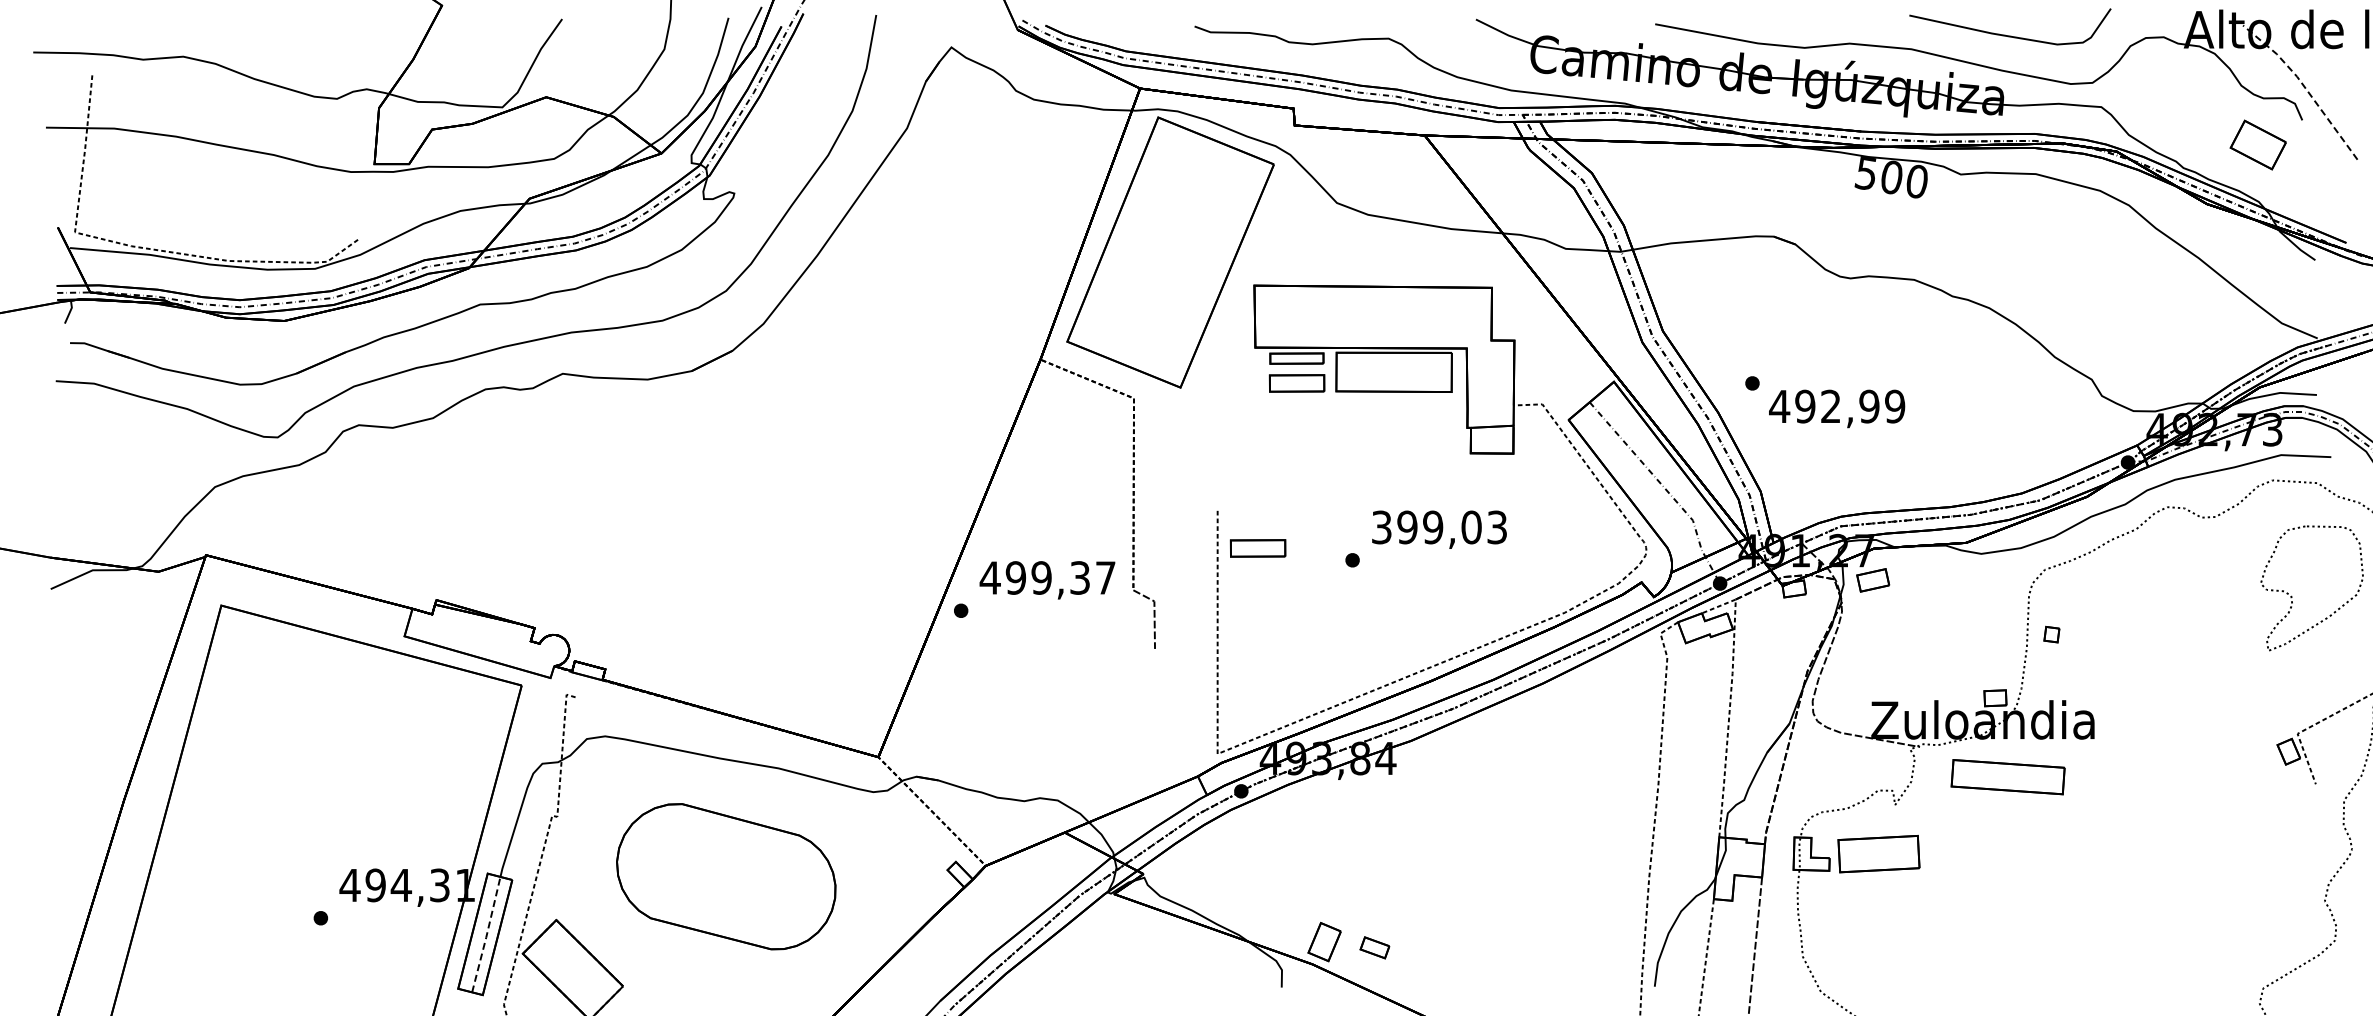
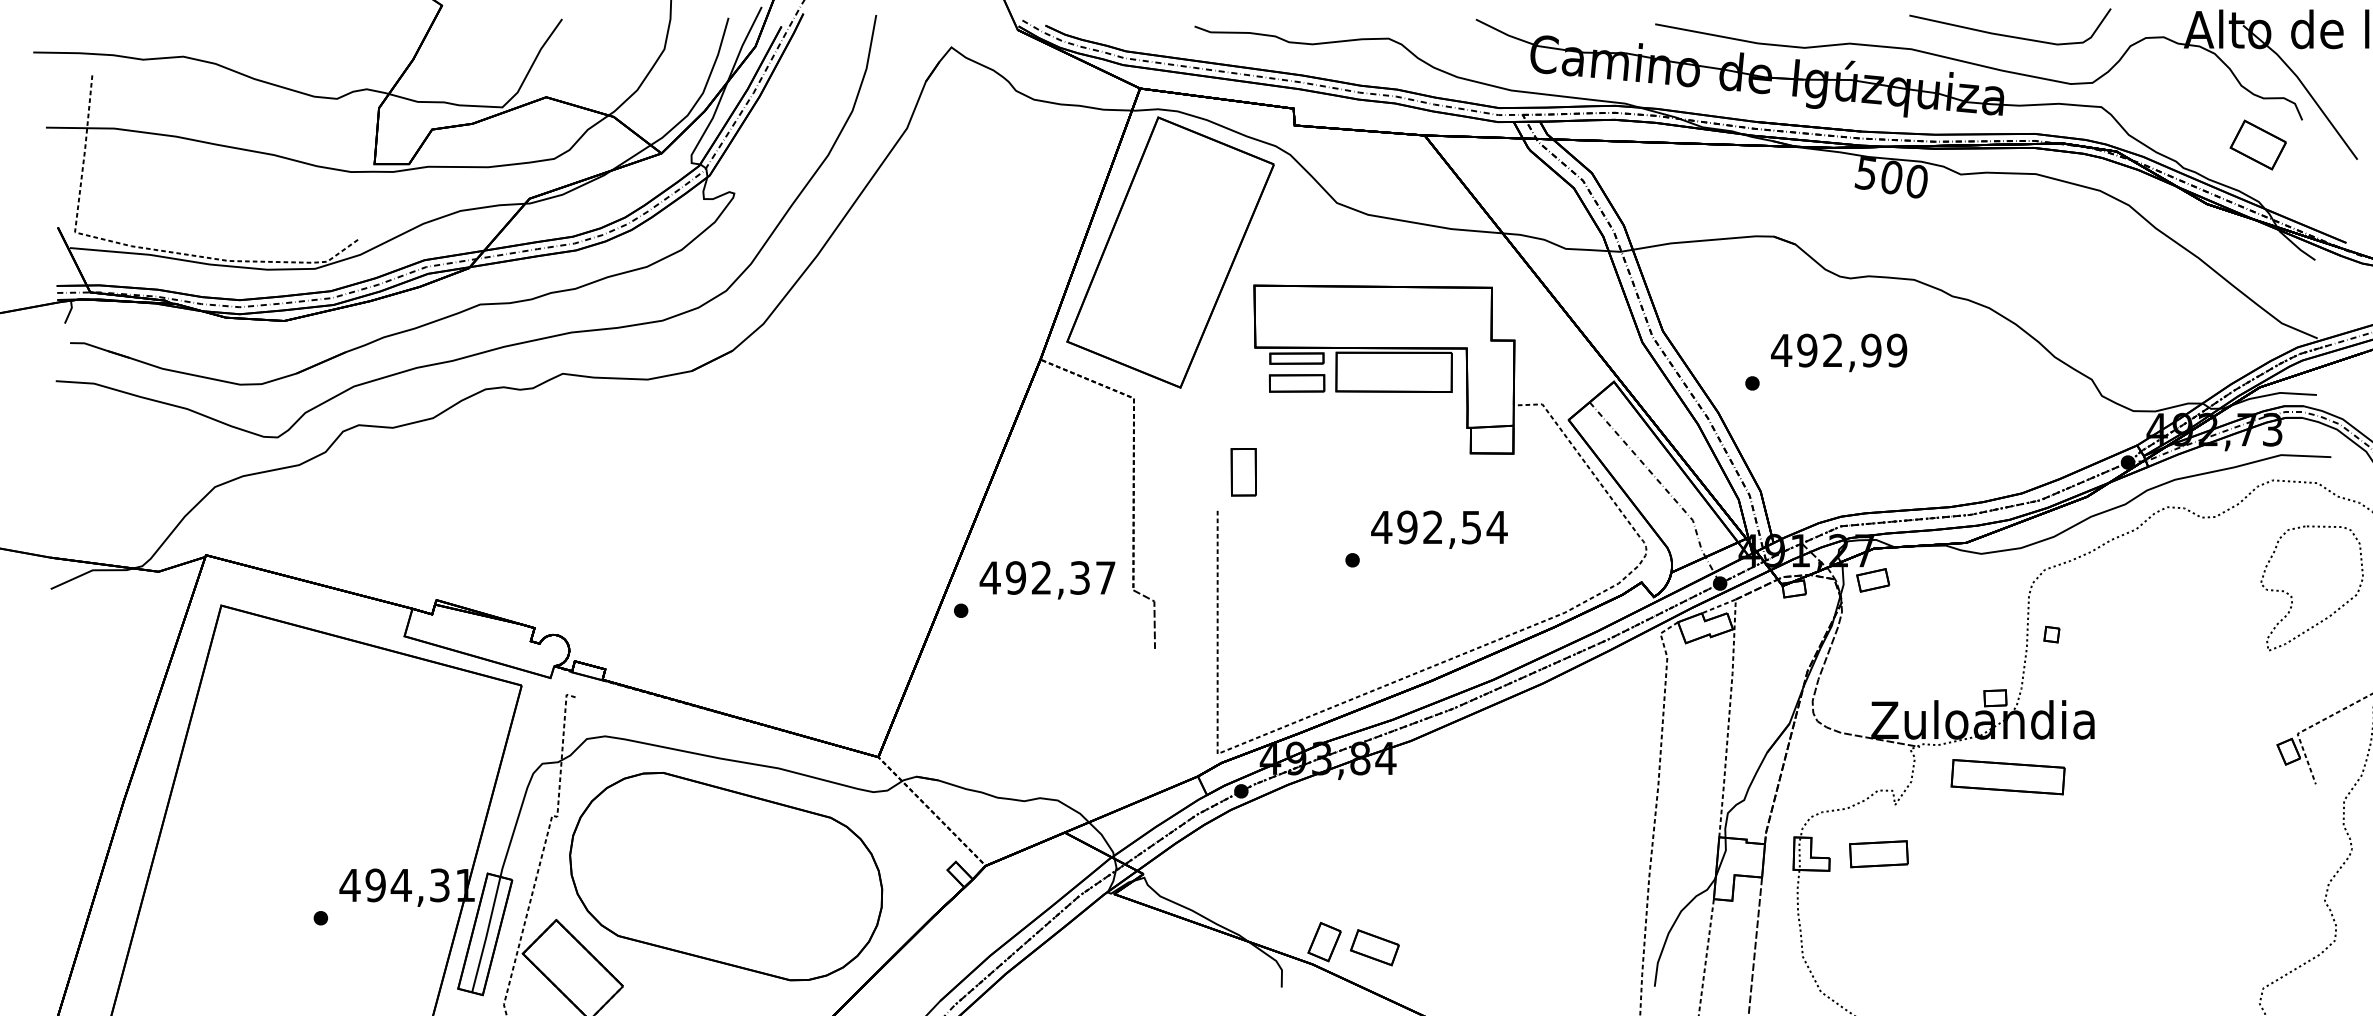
line: dashed -> solid (2304, 86)
text position: (1837, 408) -> (1839, 352) (1839, 352)
part: none -> present (1243, 472)
text: 399,03 -> 492,54 (1439, 527)
part: present -> none (1257, 548)
text: 499,37 -> 492,37 (1041, 577)
part size: 84x39 px -> 60x29 px (1878, 854)
part size: 221x148 px -> 315x210 px (726, 876)
line: dashed -> solid (486, 934)
part size: 32x24 px -> 50x38 px (1374, 947)
